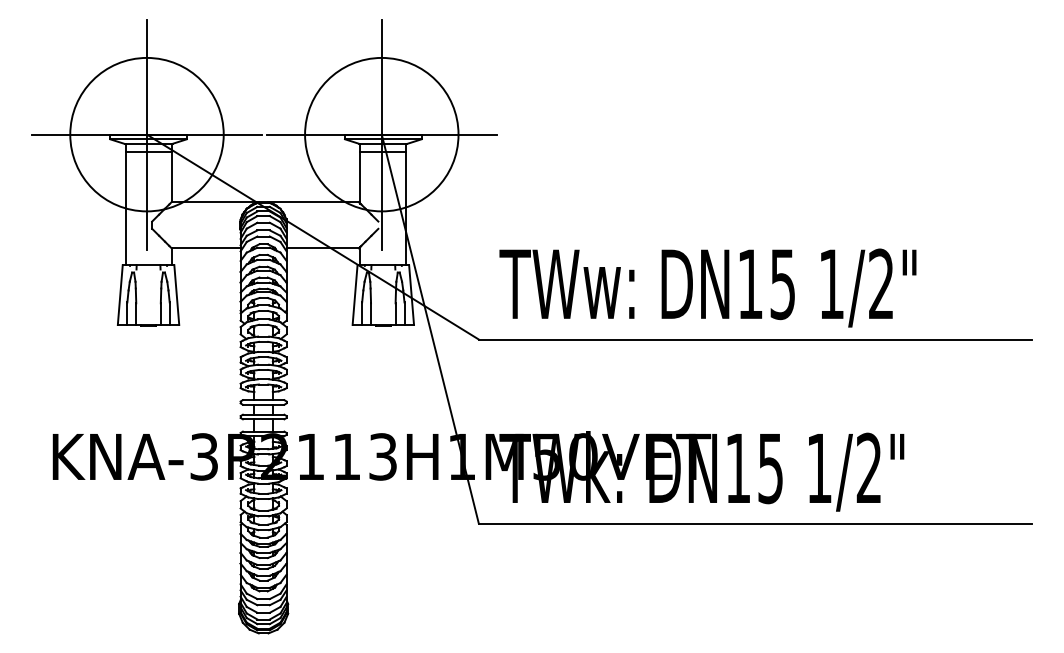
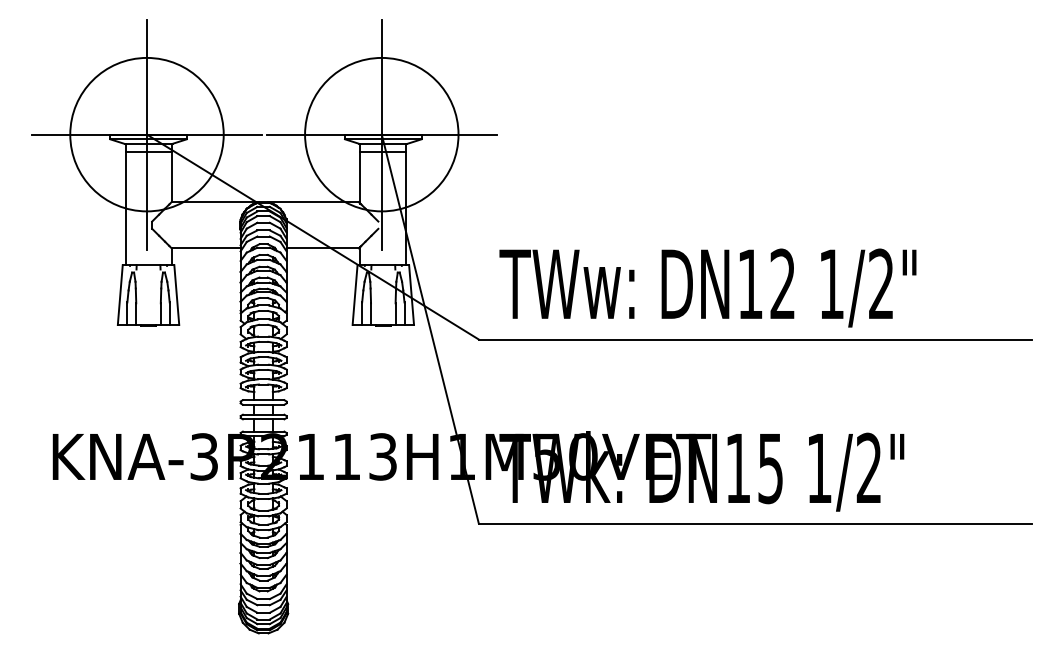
text: DN15 -> DN12 (782, 284)
